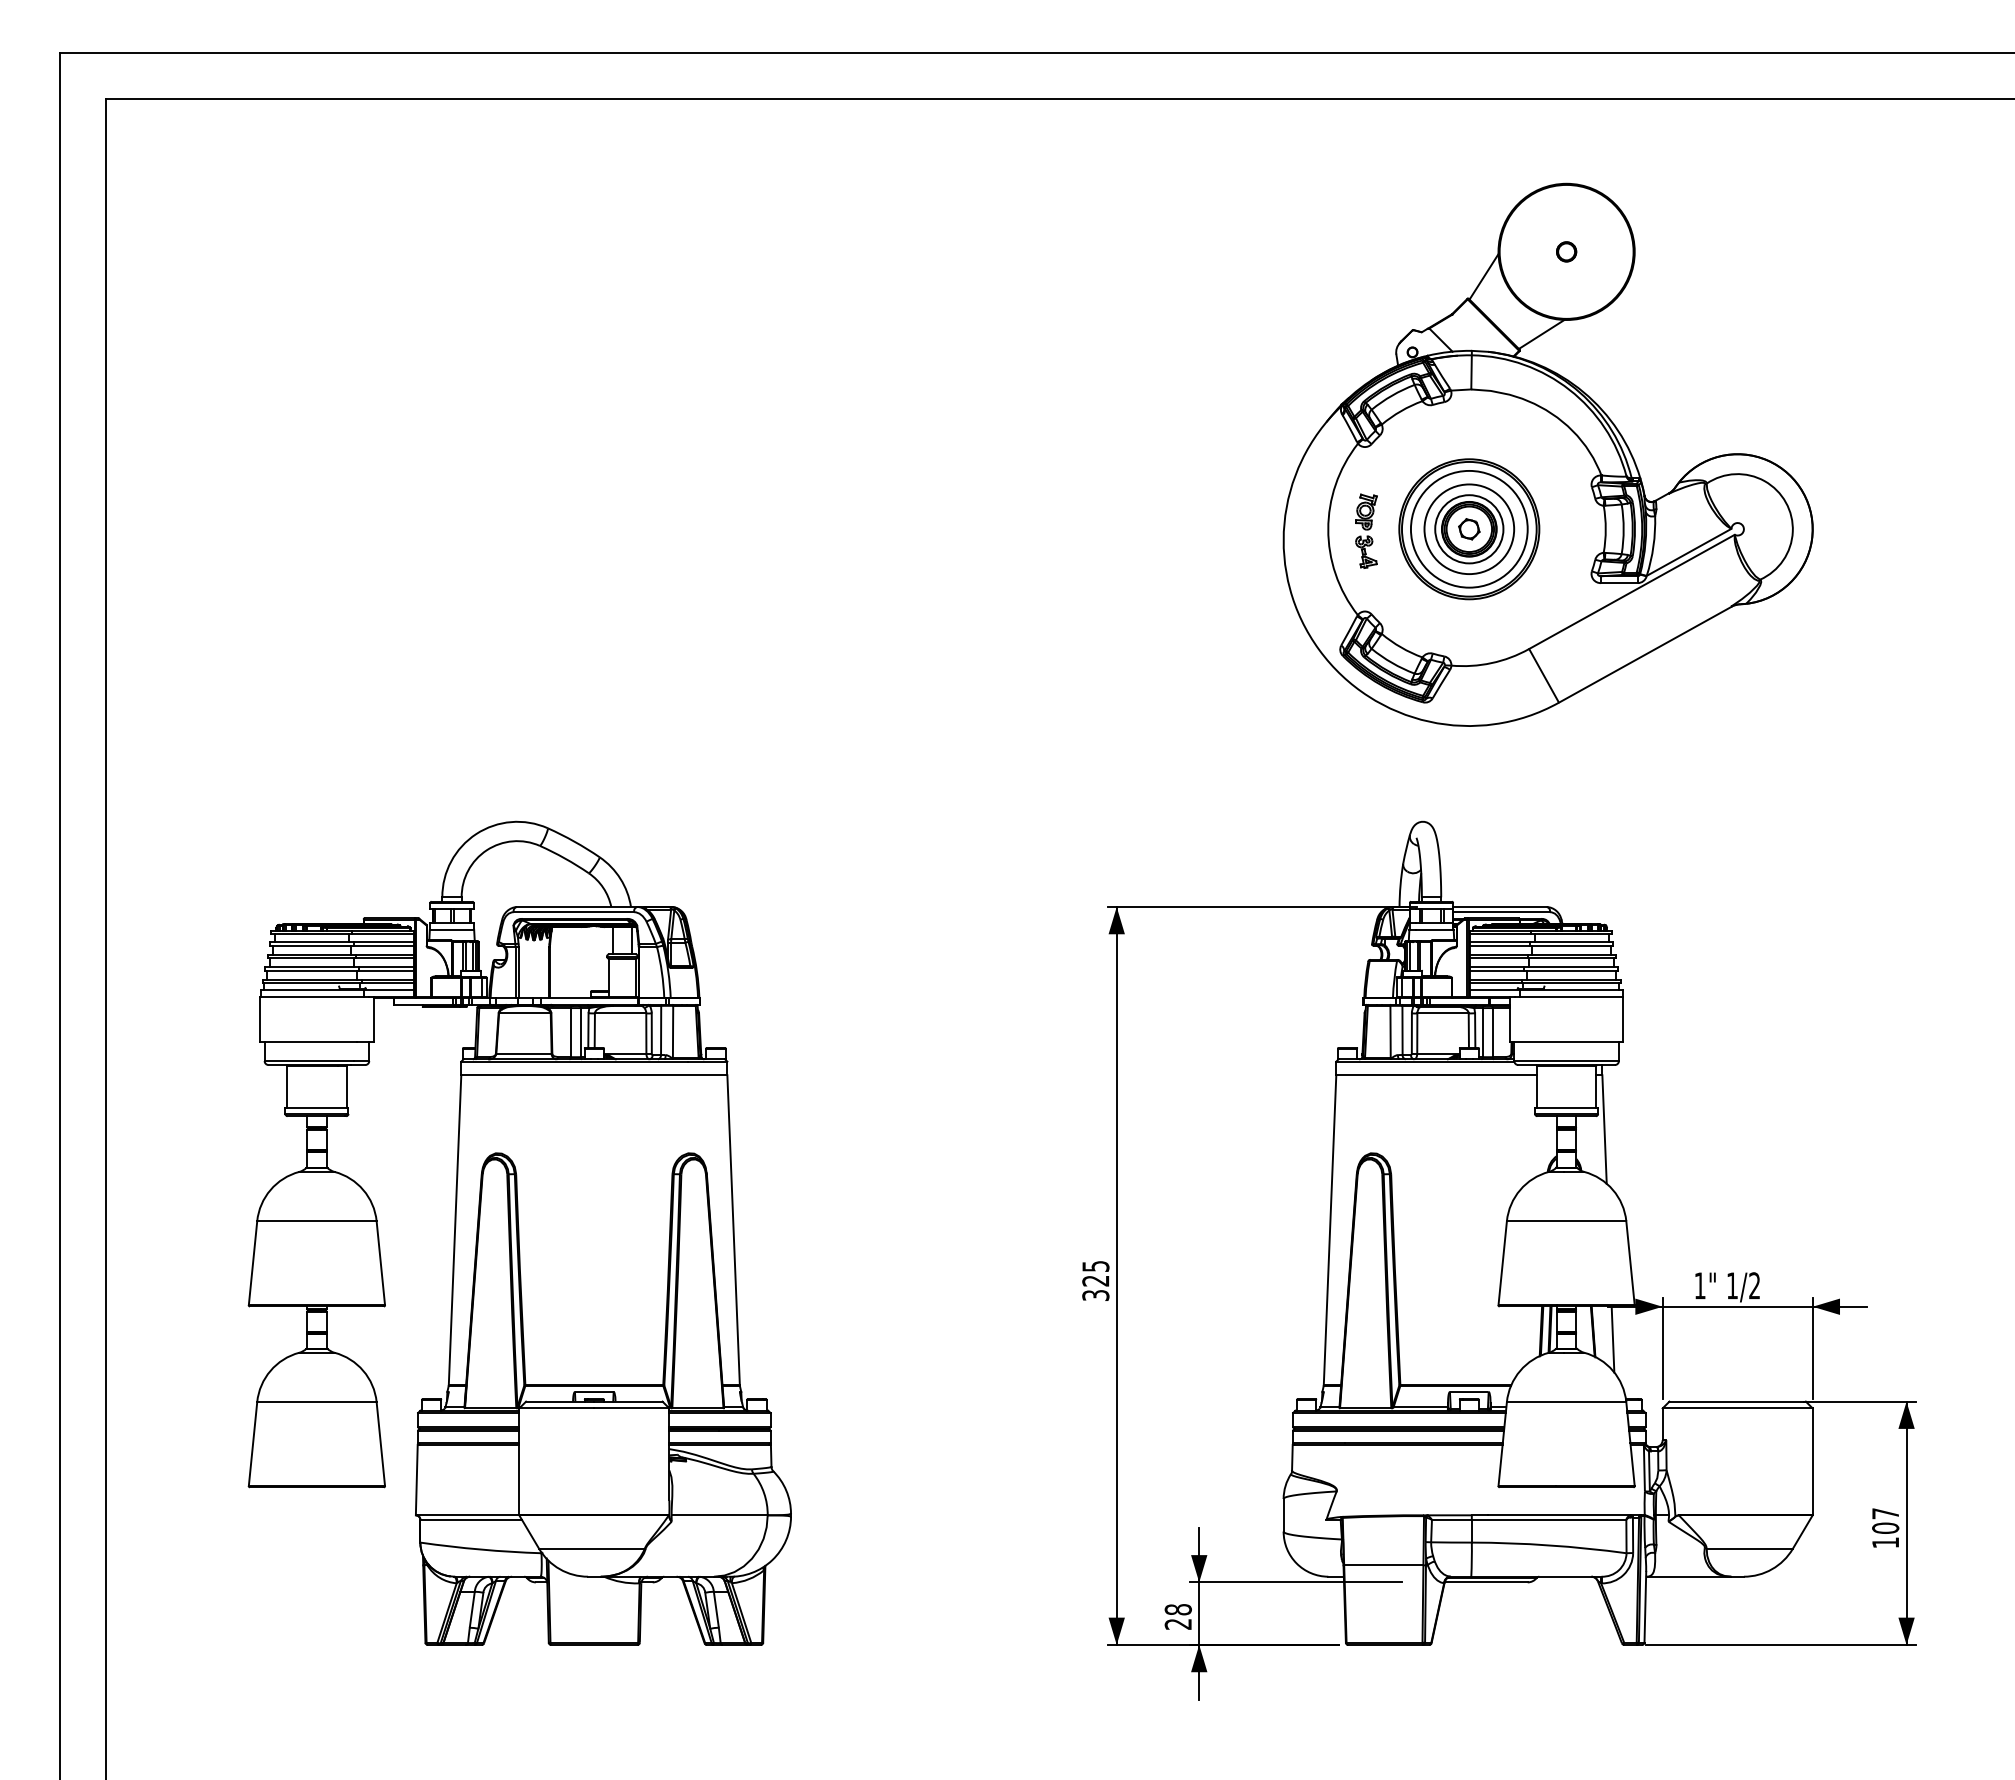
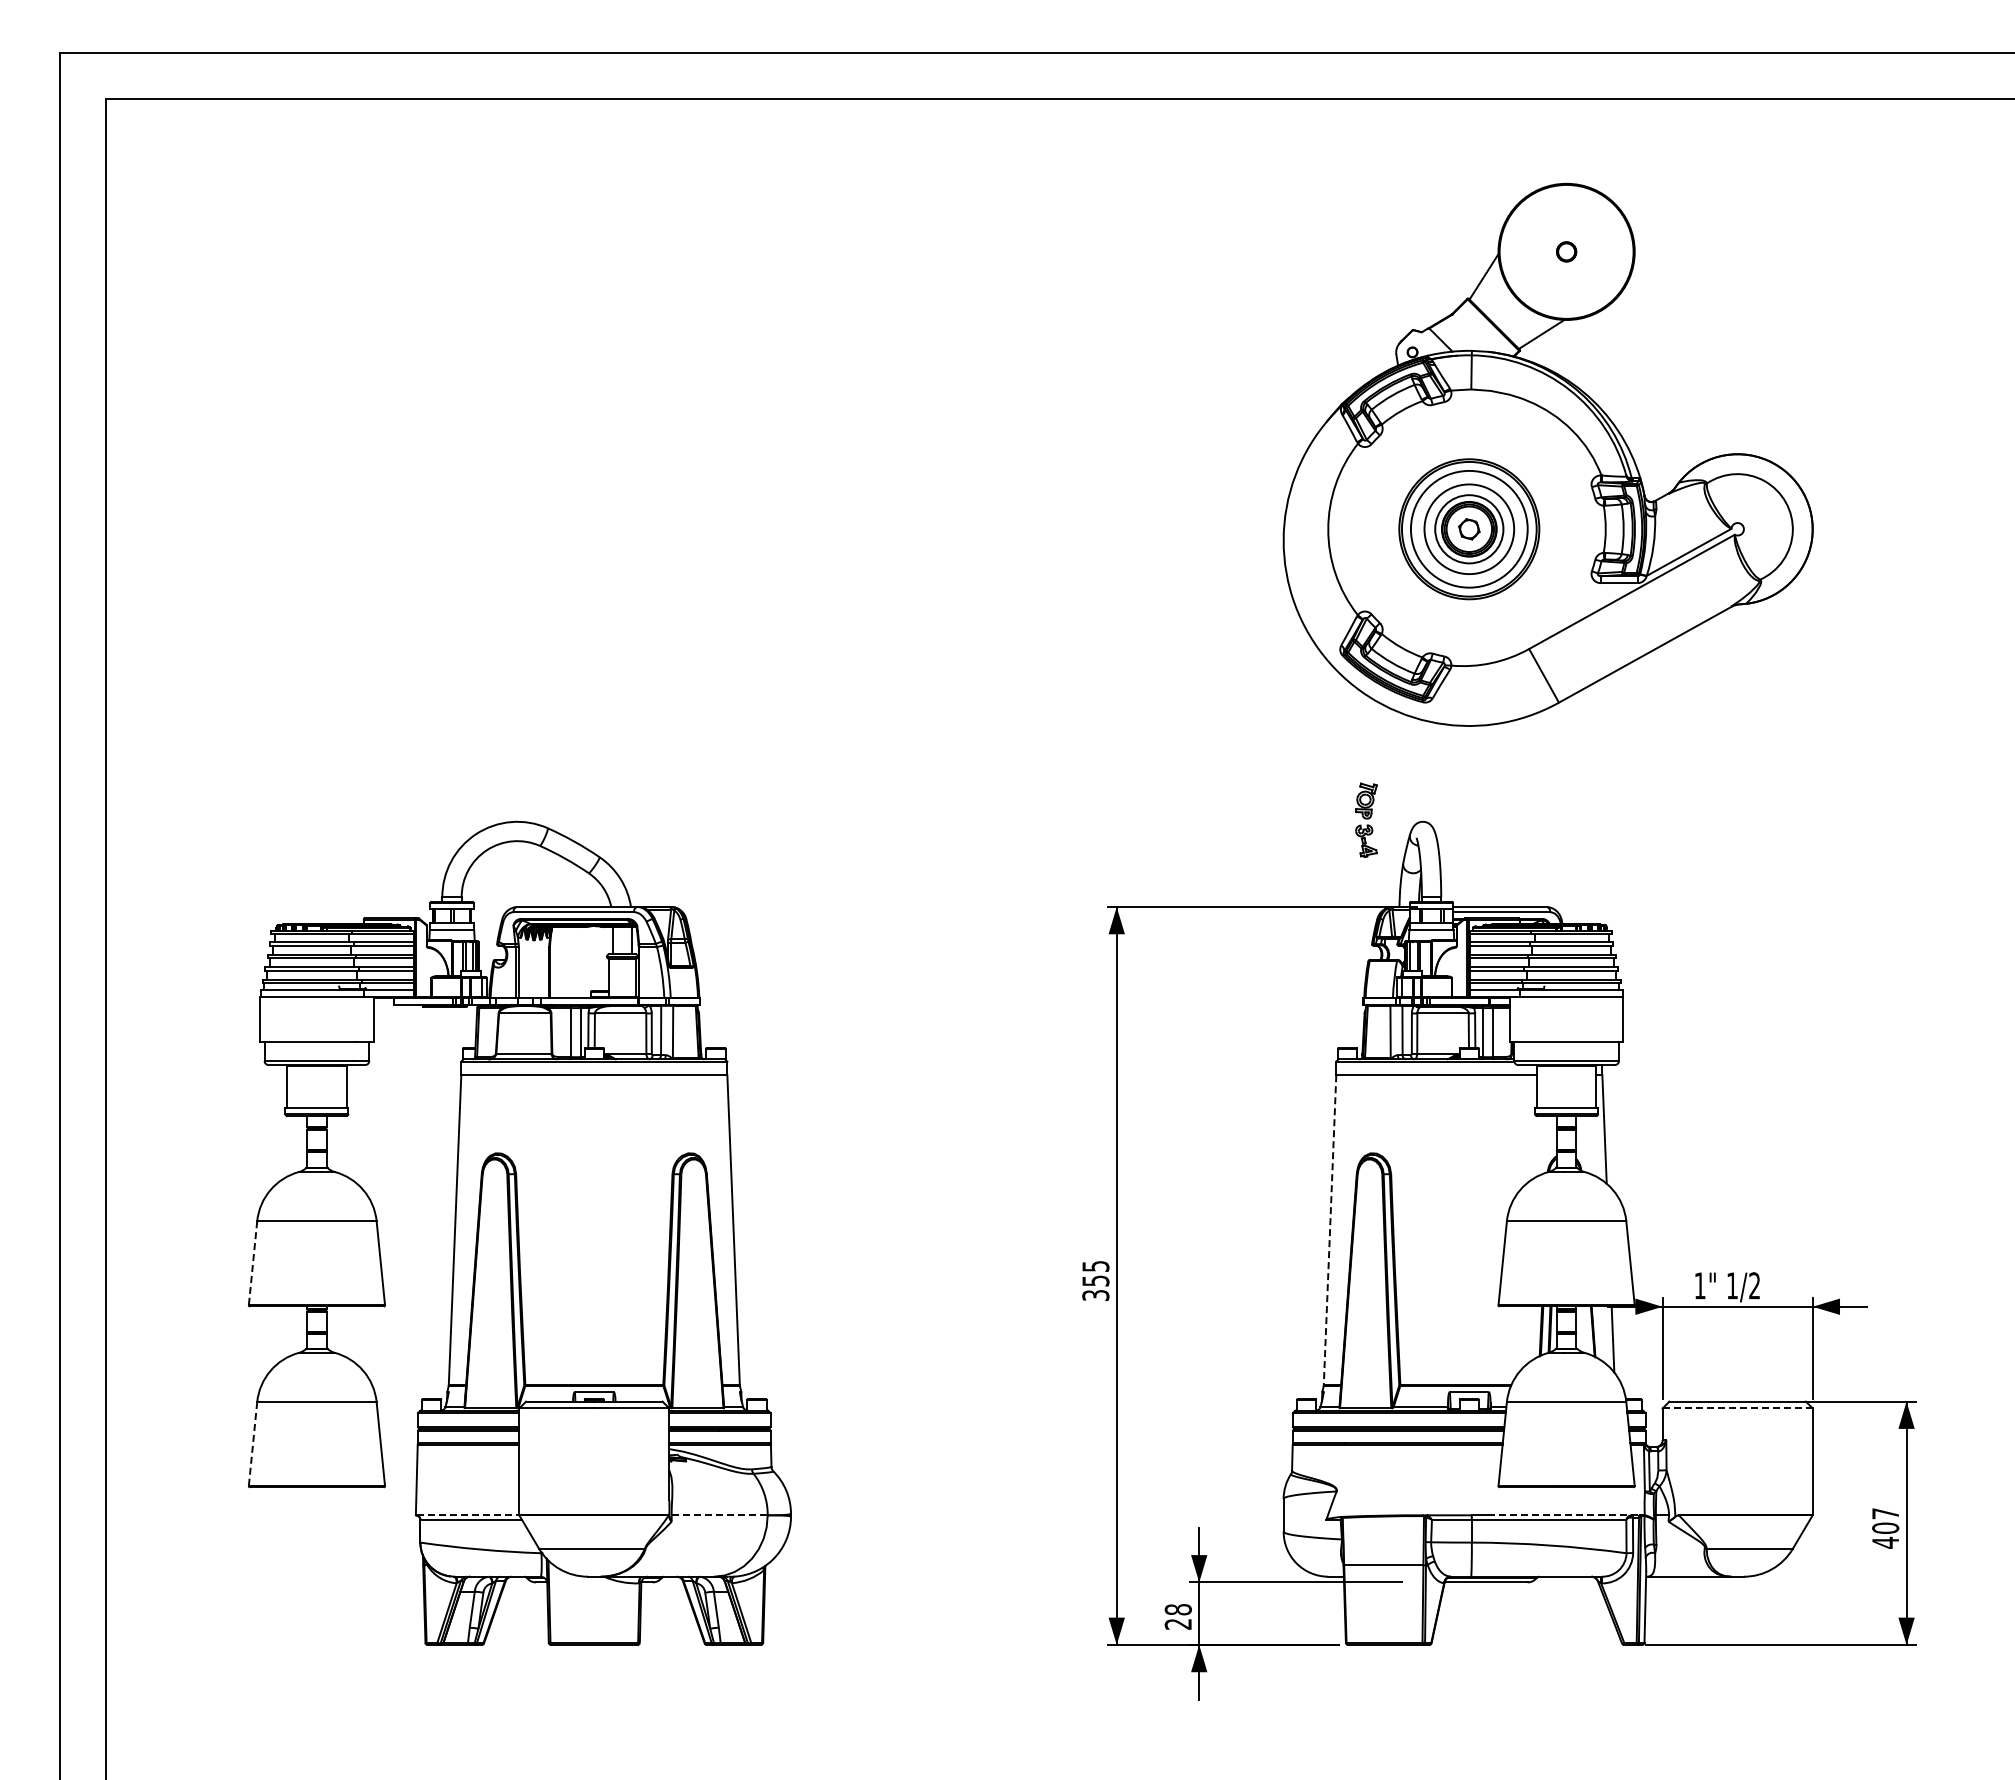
part position: (1366, 530) -> (1366, 819) (1366, 819)
line: solid -> dashed (1330, 1230)
line: solid -> dashed (252, 1263)
text: 325 -> 355 (1095, 1280)
line: solid -> dashed (1737, 1408)
line: solid -> dashed (252, 1444)
line: solid -> dashed (468, 1515)
line: solid -> dashed (720, 1515)
line: solid -> dashed (1564, 1515)
text: 107 -> 407 (1885, 1542)
